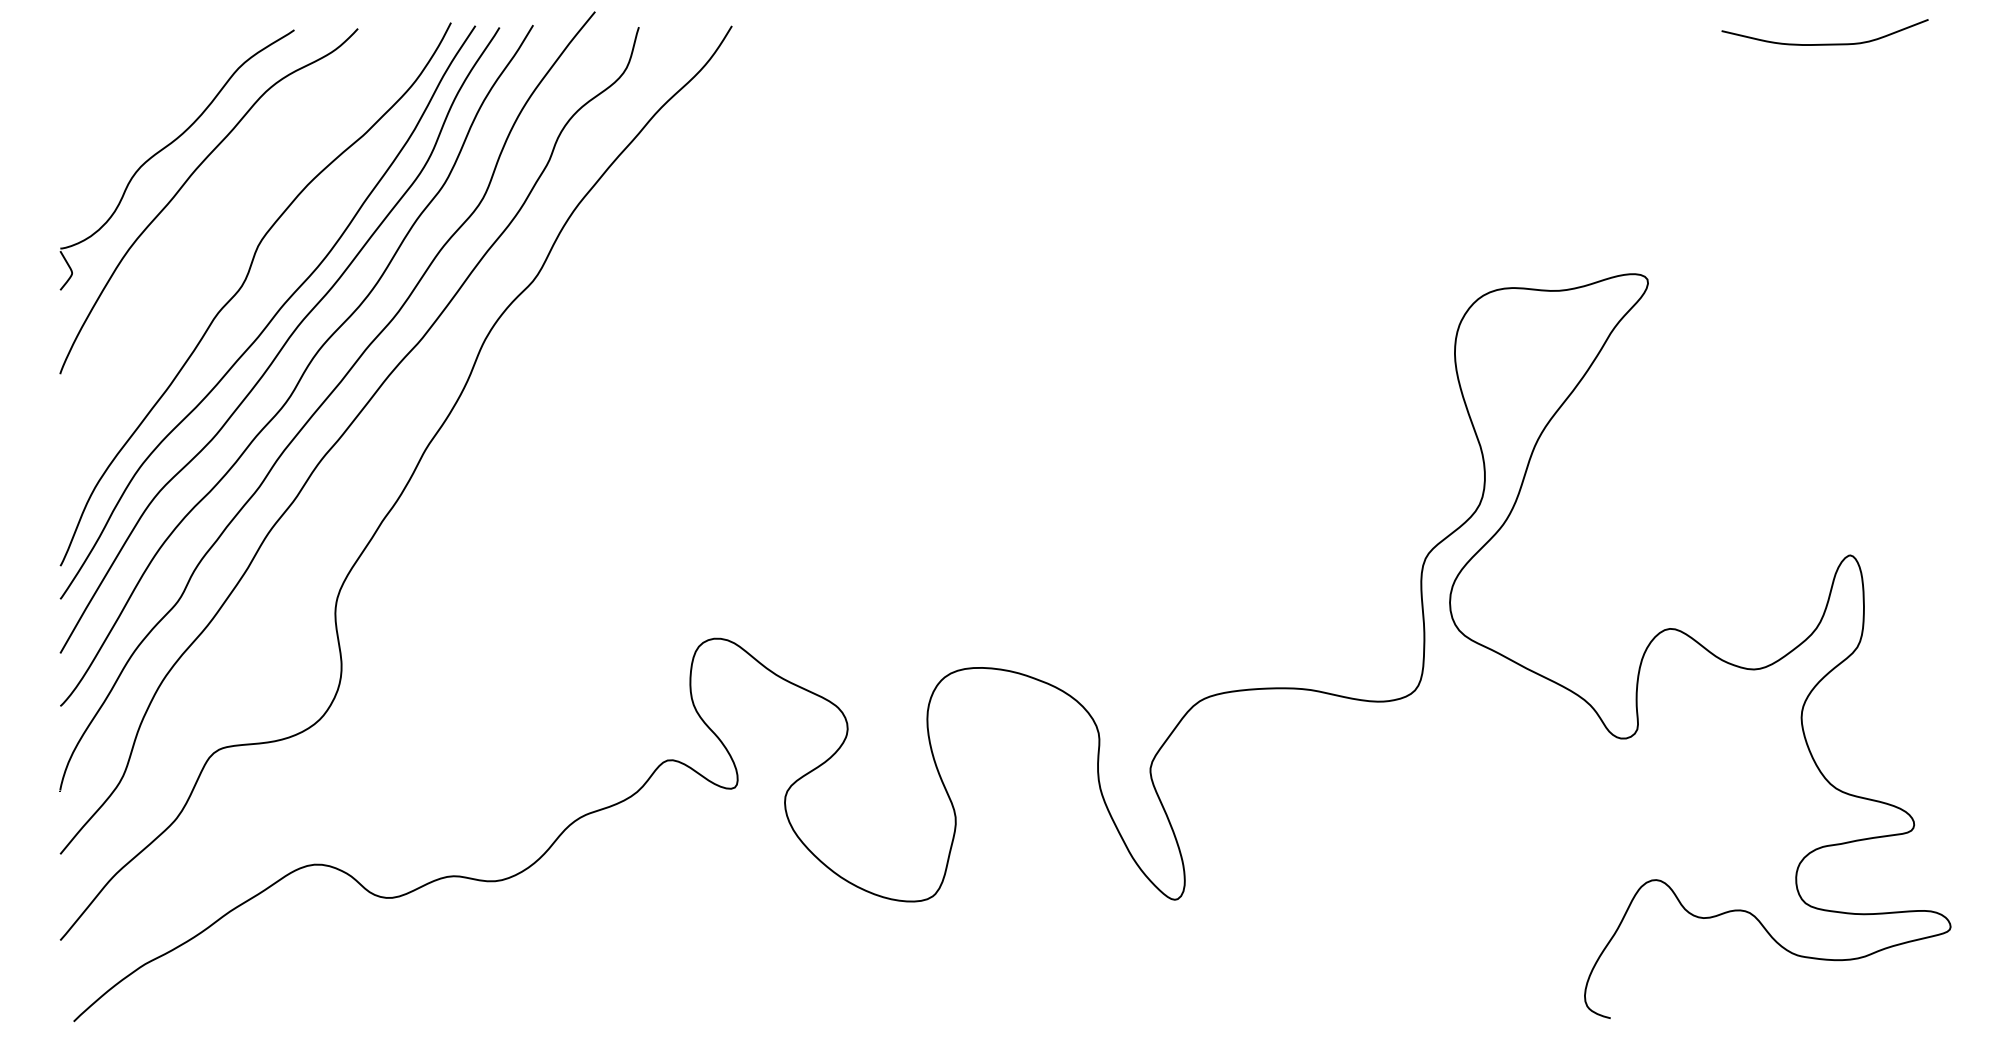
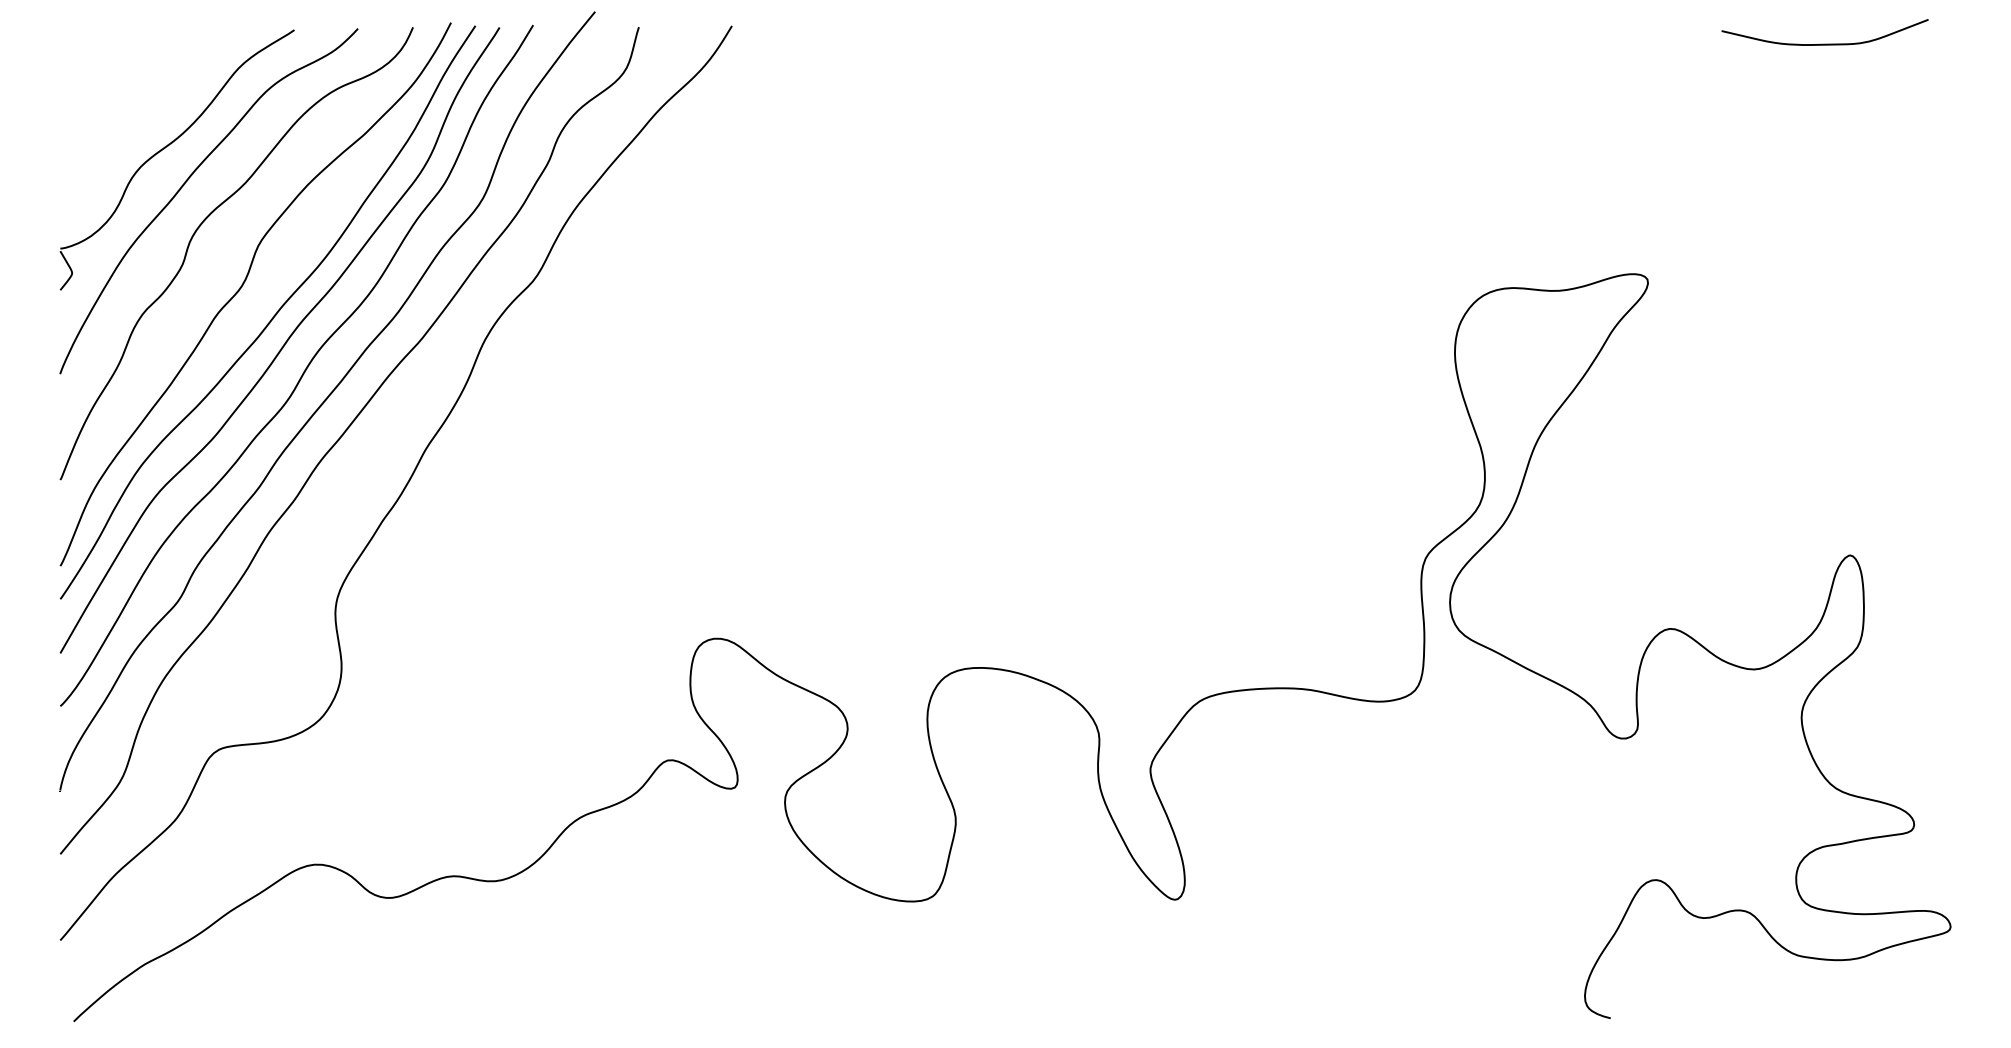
curve: none -> present (202, 224)
